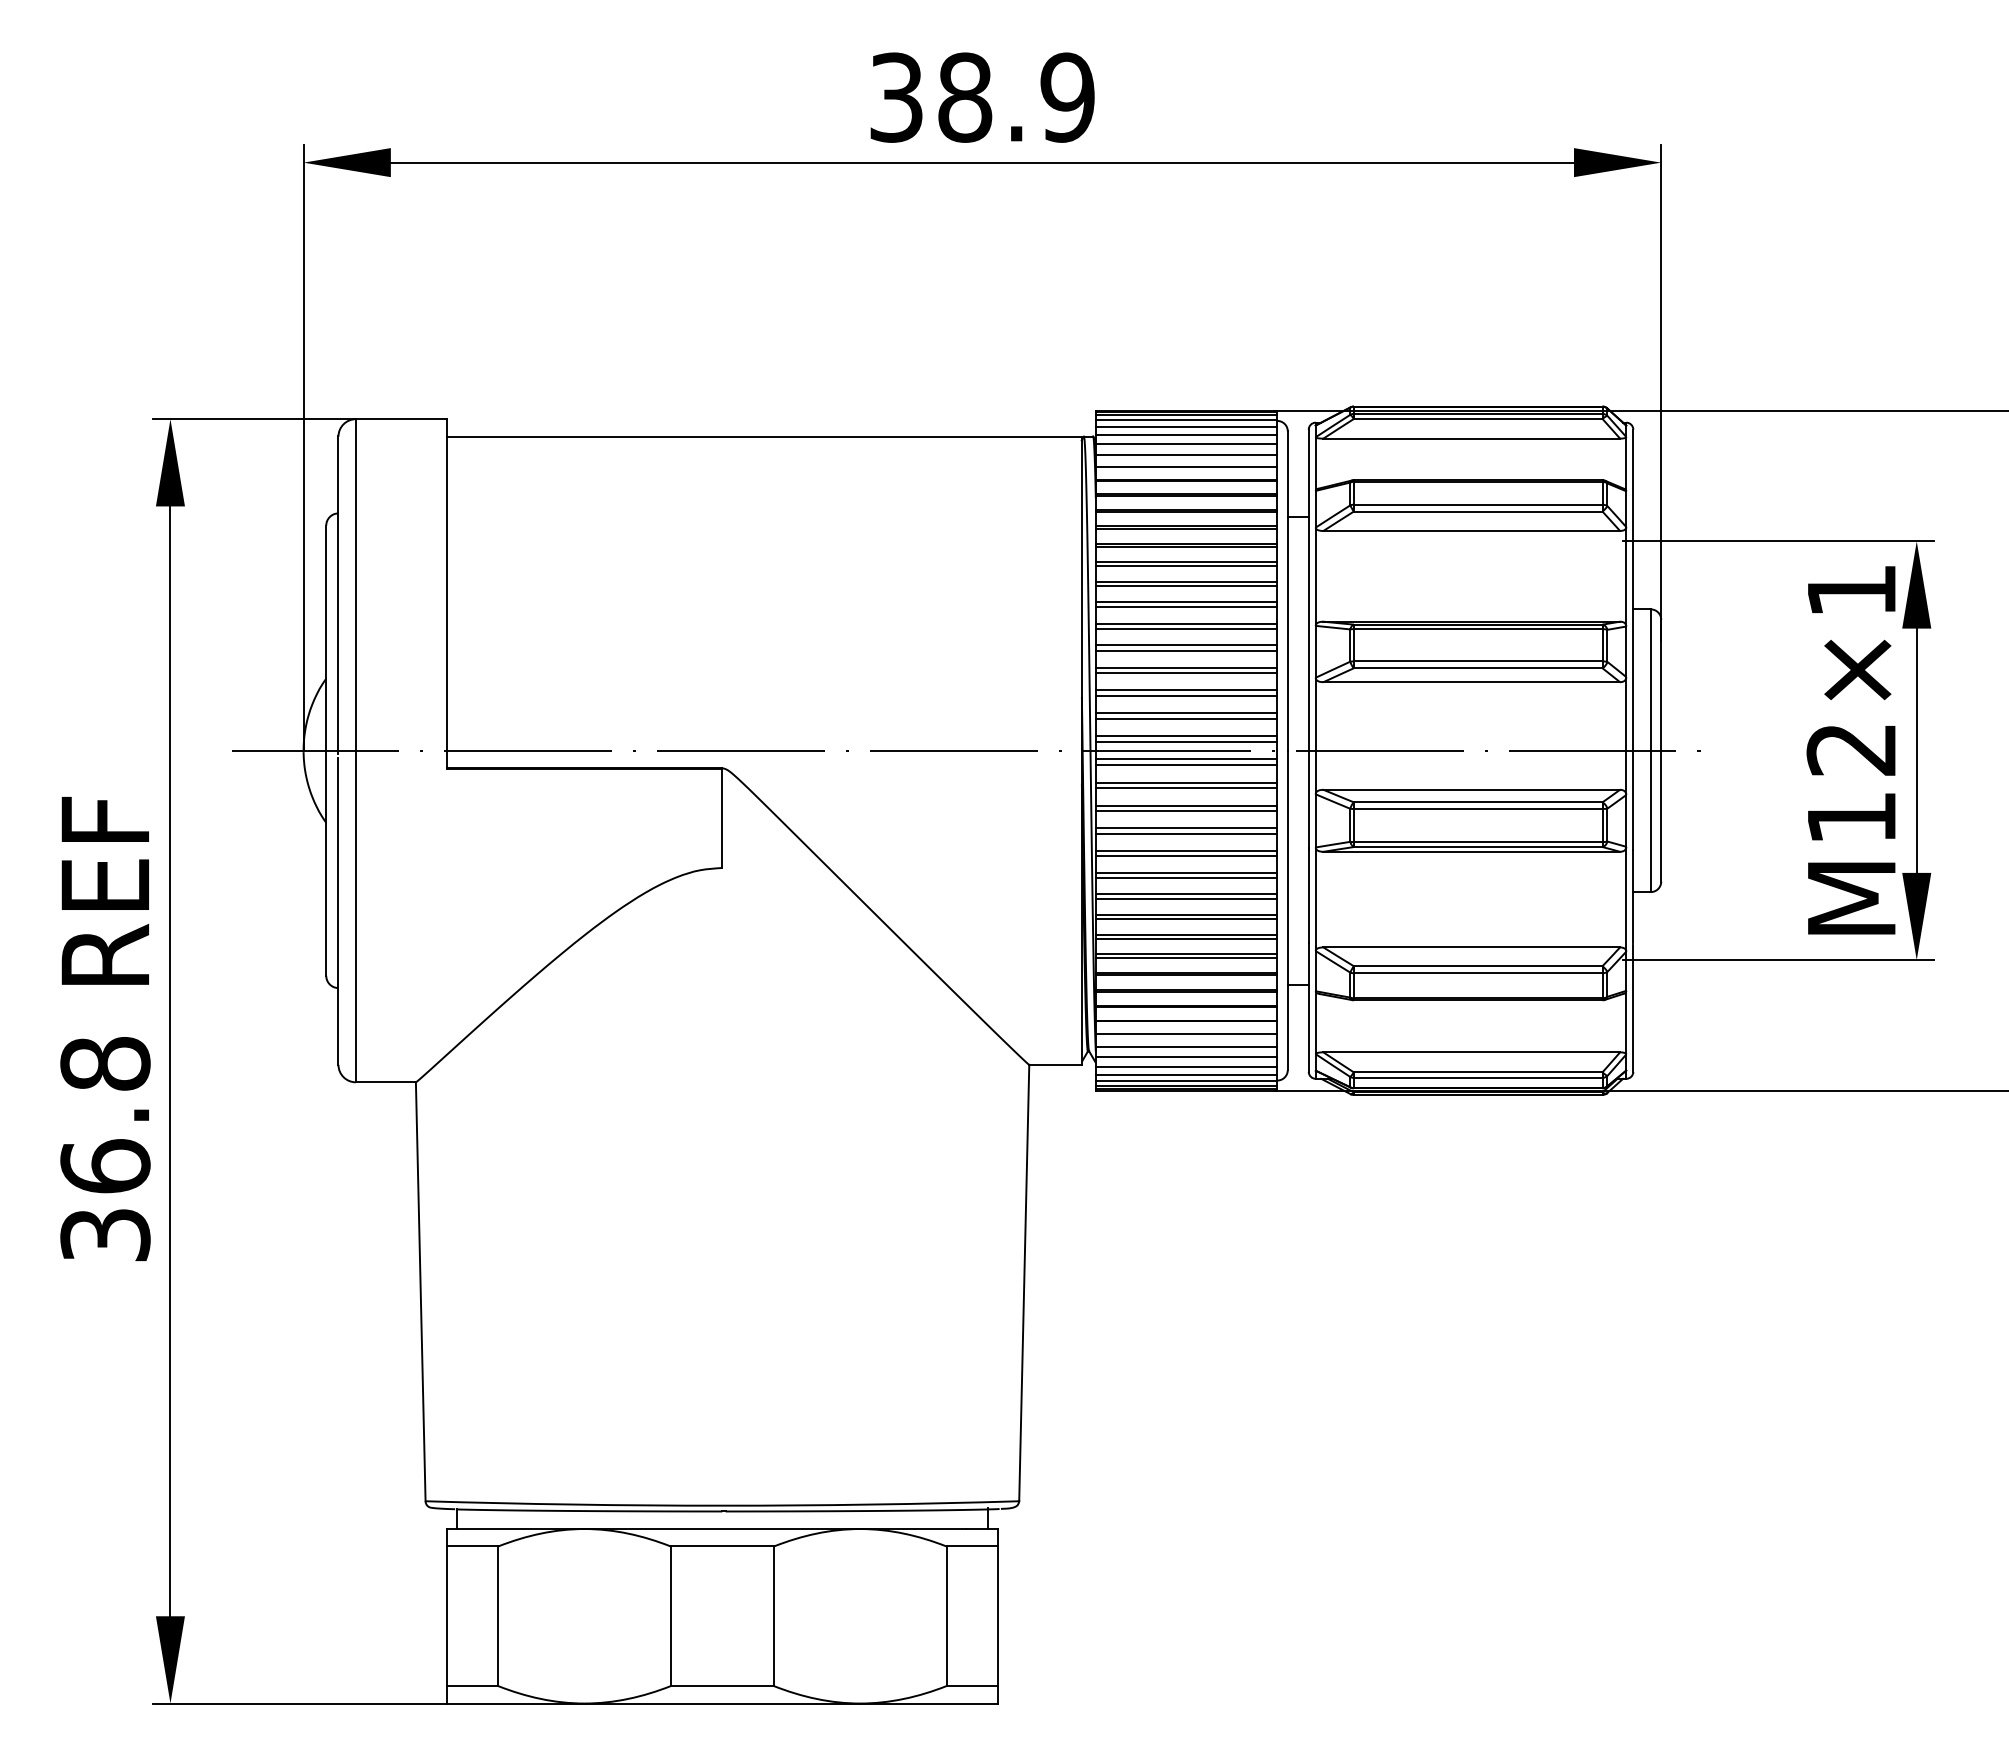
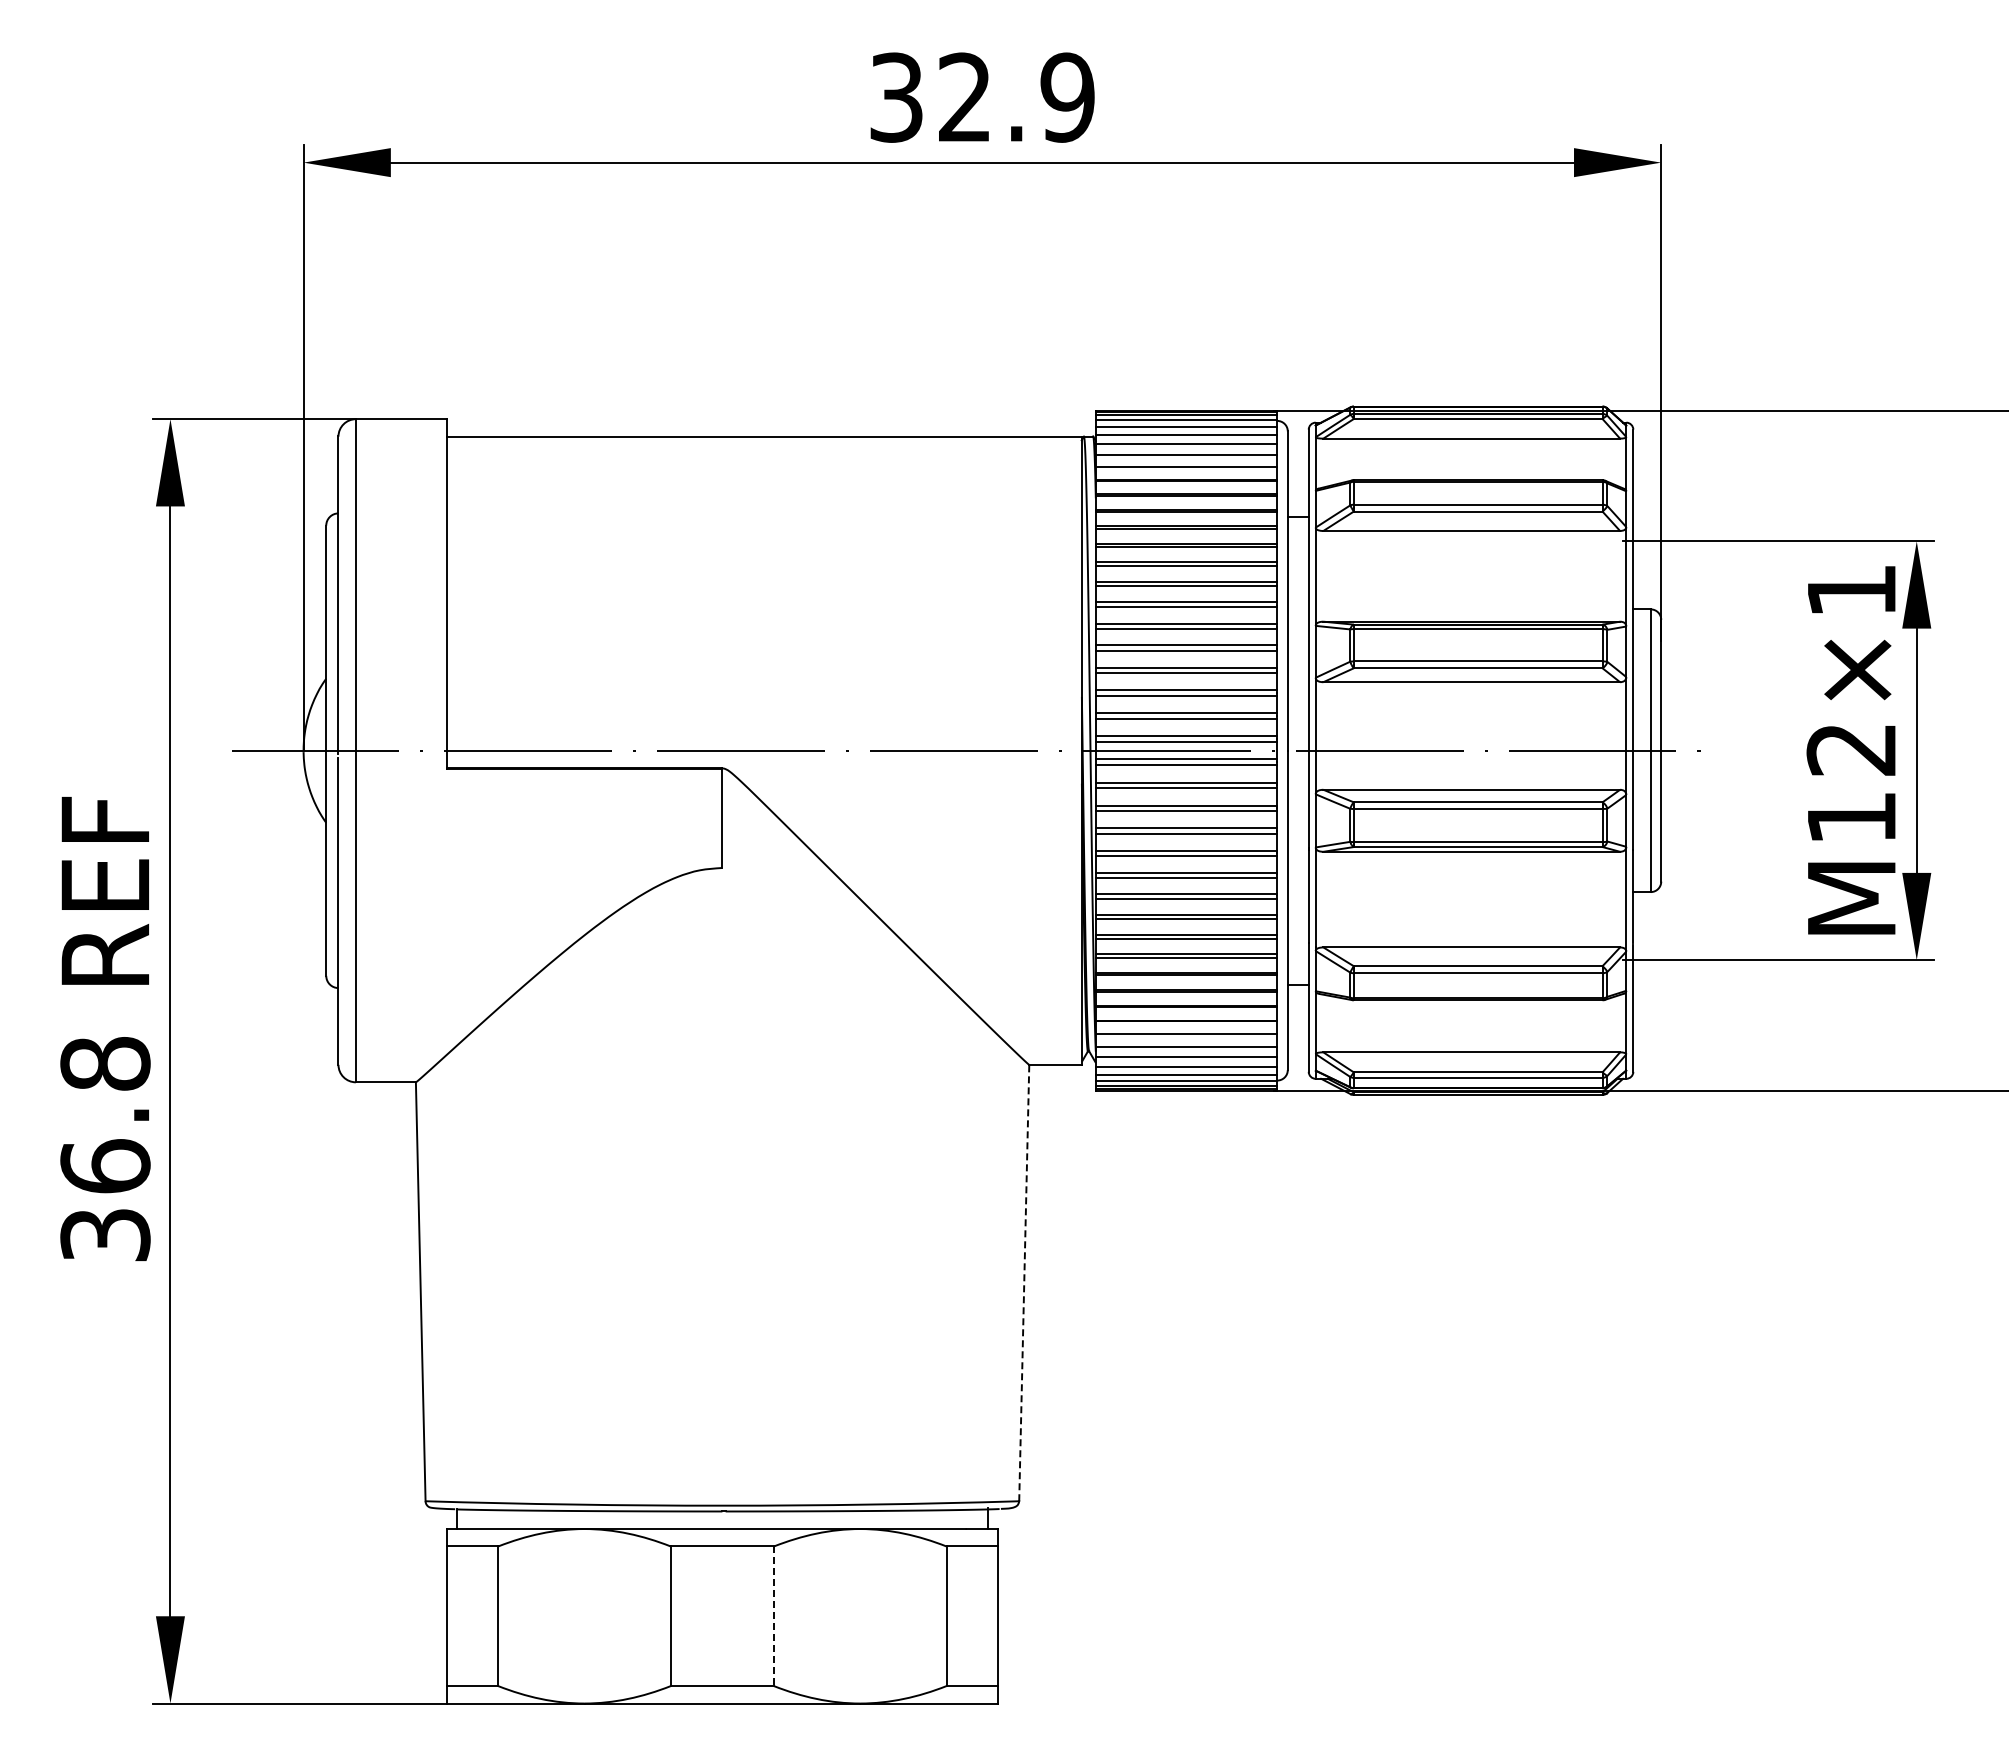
text: 38.9 -> 32.9 (965, 97)
line: solid -> dashed (1024, 1282)
line: solid -> dashed (773, 1616)
